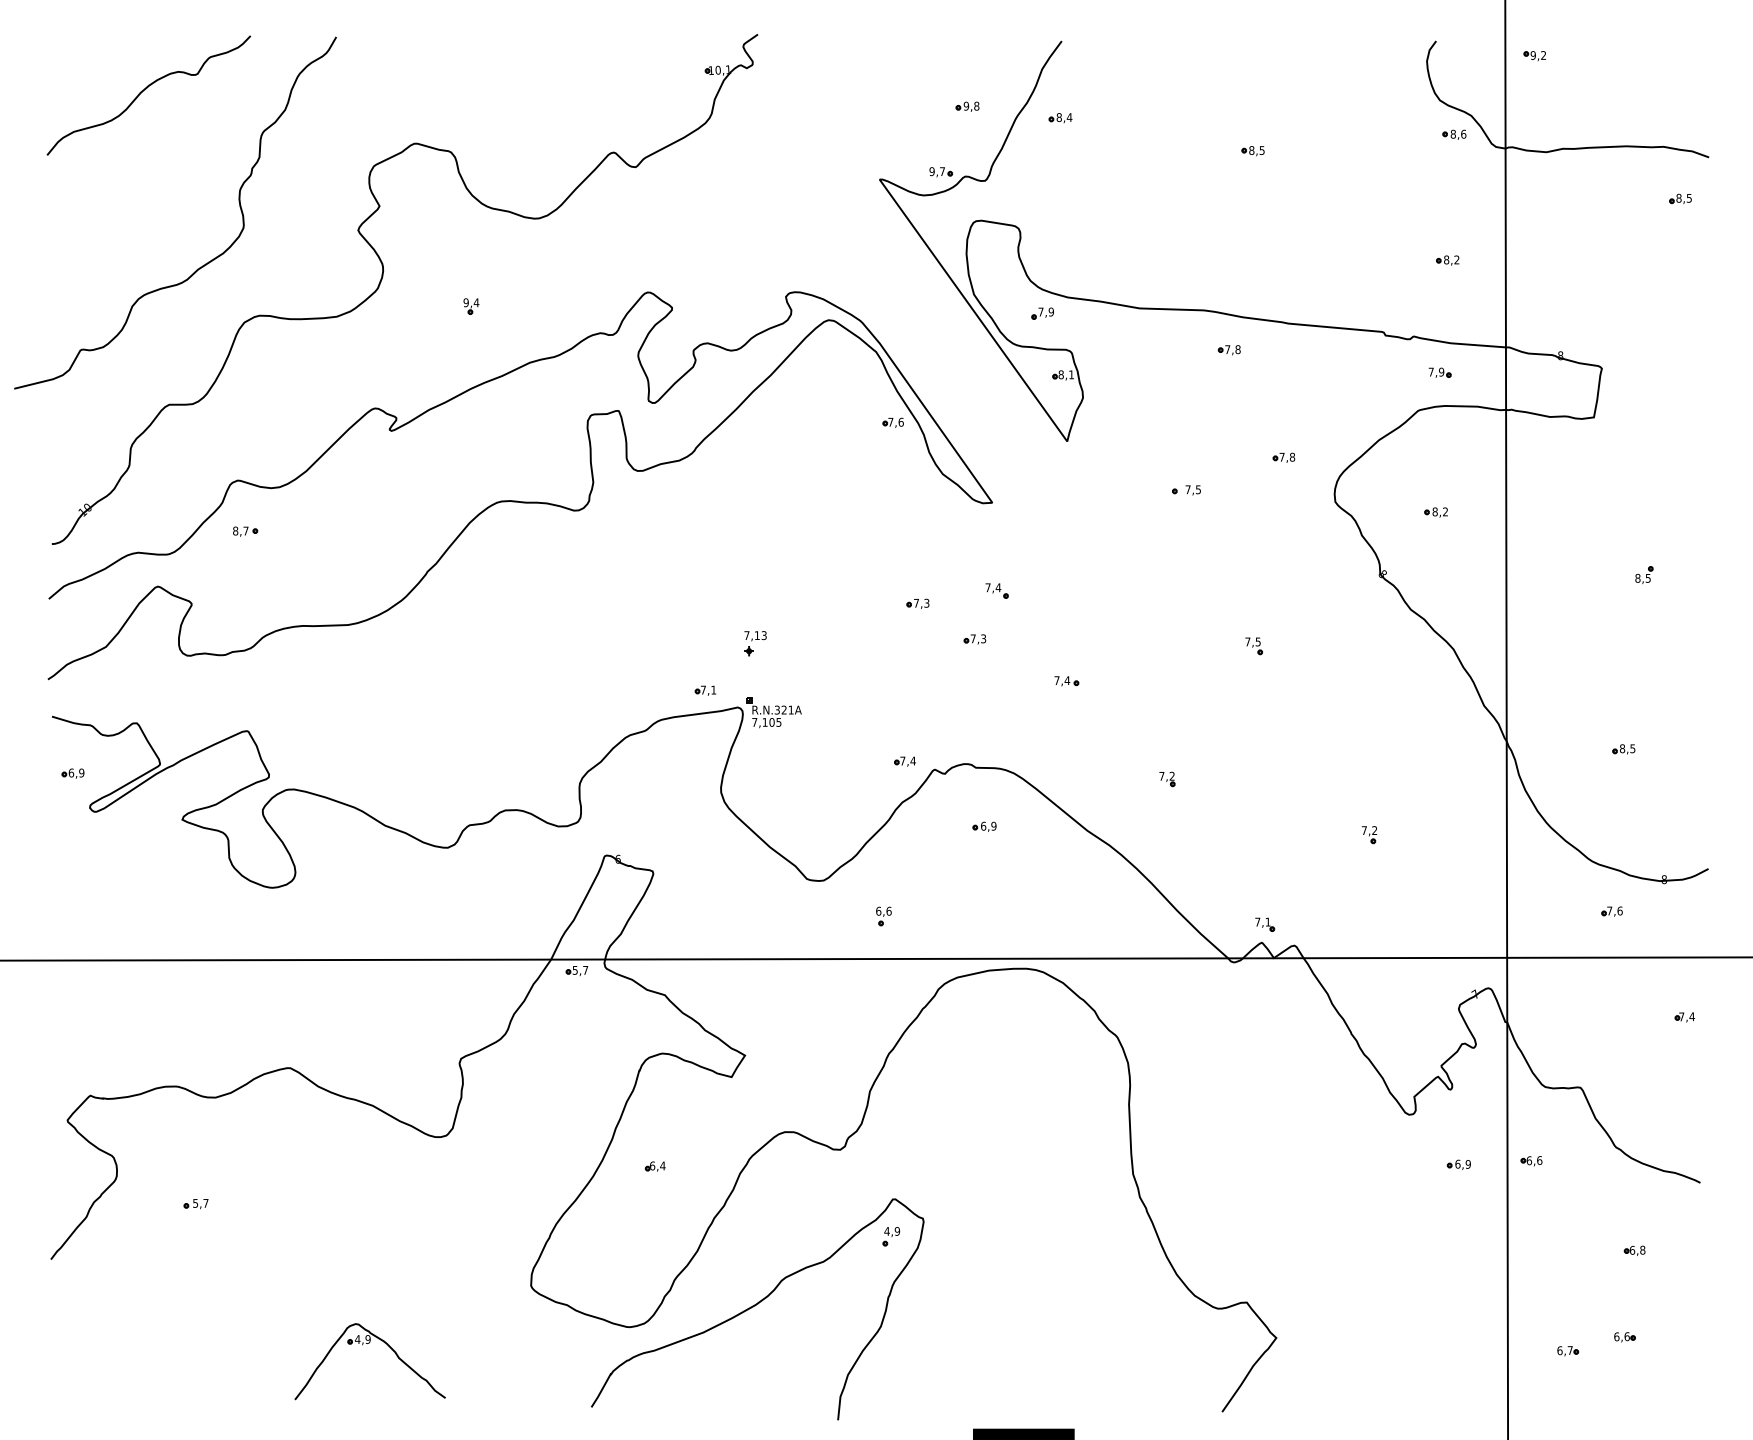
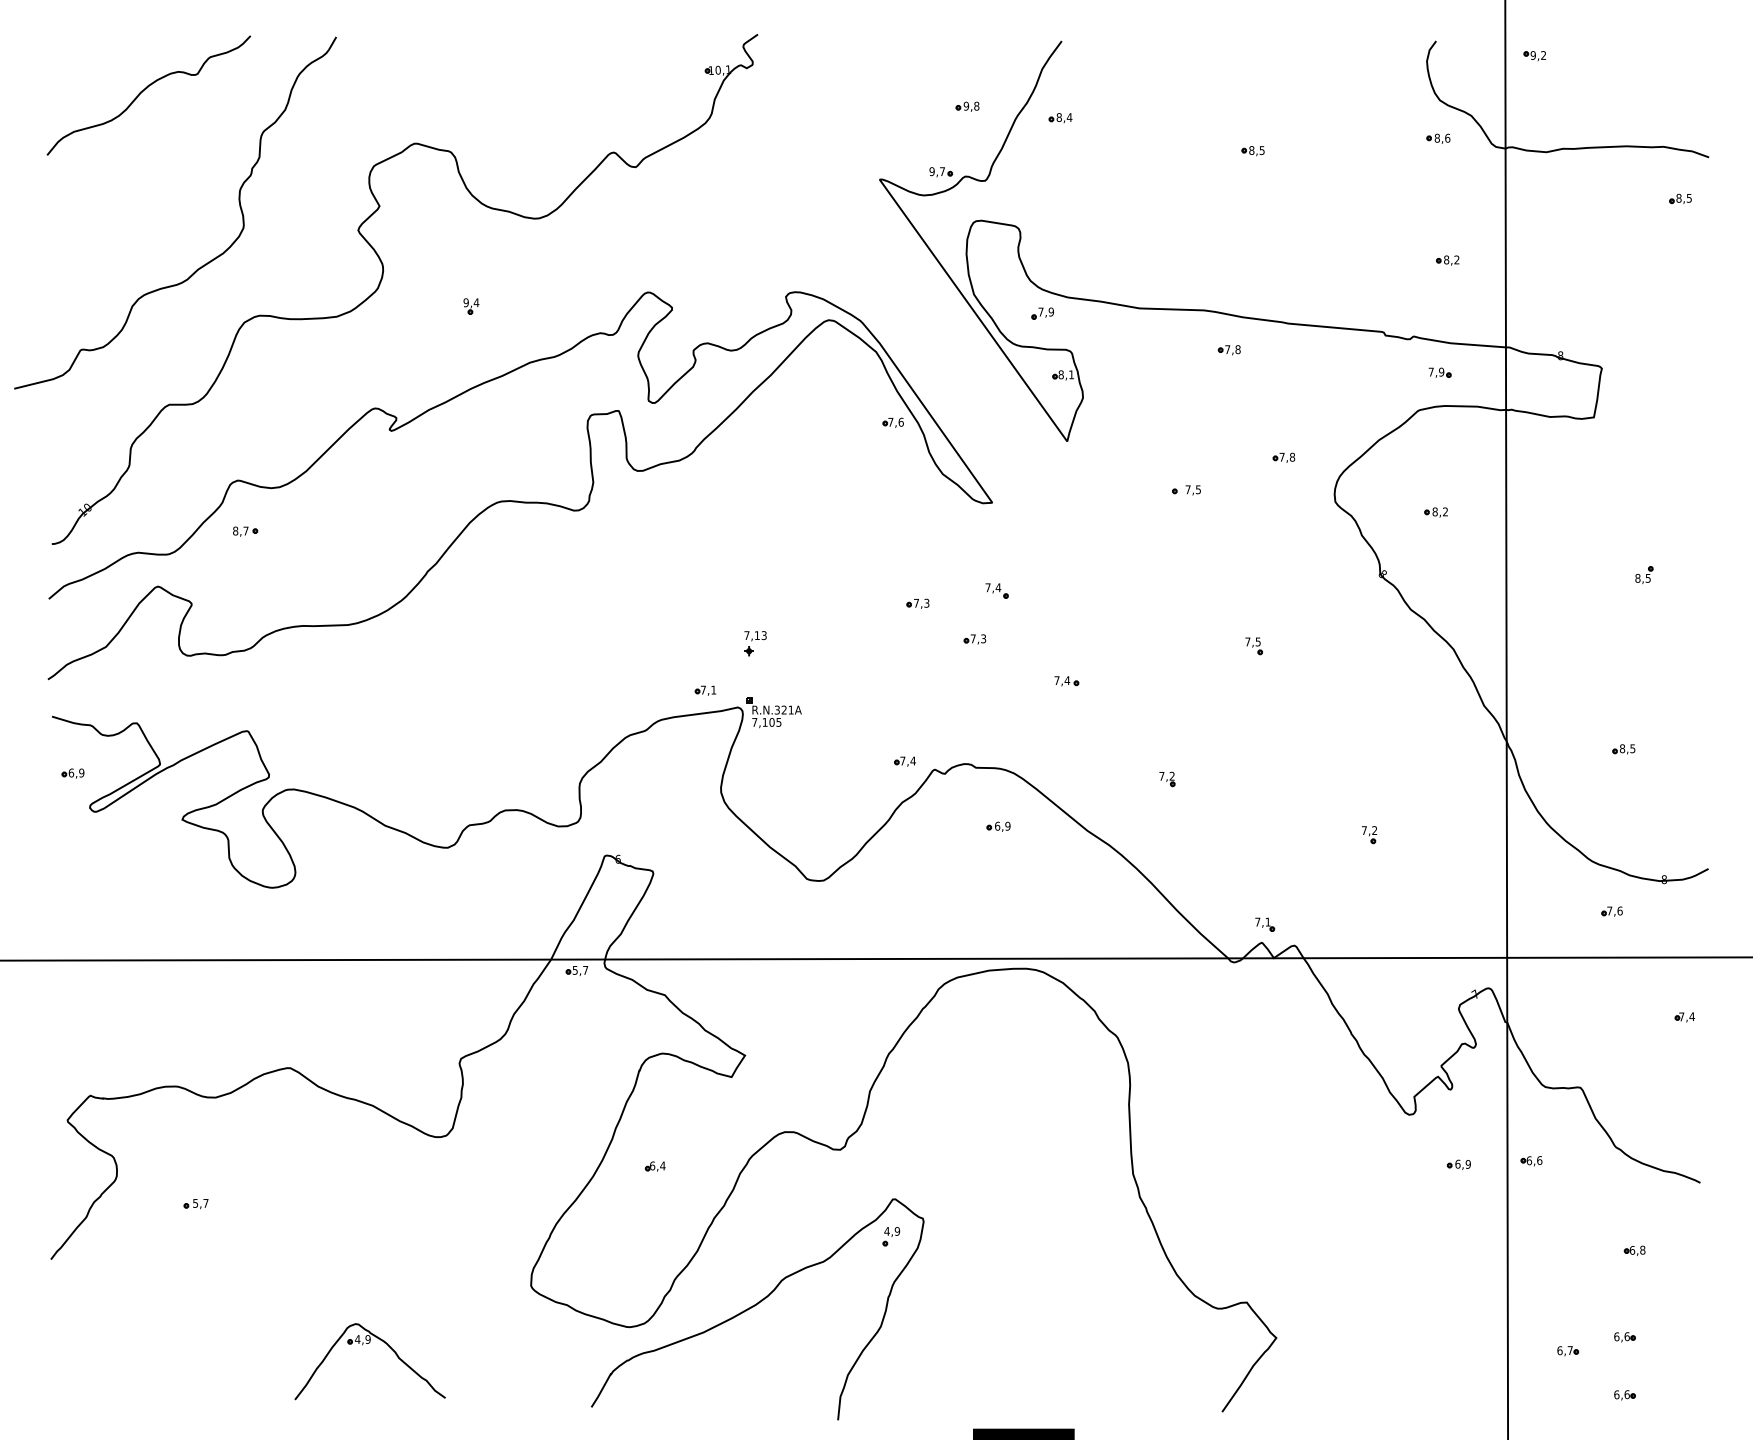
part position: (1454, 134) -> (1438, 138) (1438, 138)
part position: (984, 826) -> (998, 826) (998, 826)
part: present -> none (883, 916)
part: none -> present (1624, 1395)
